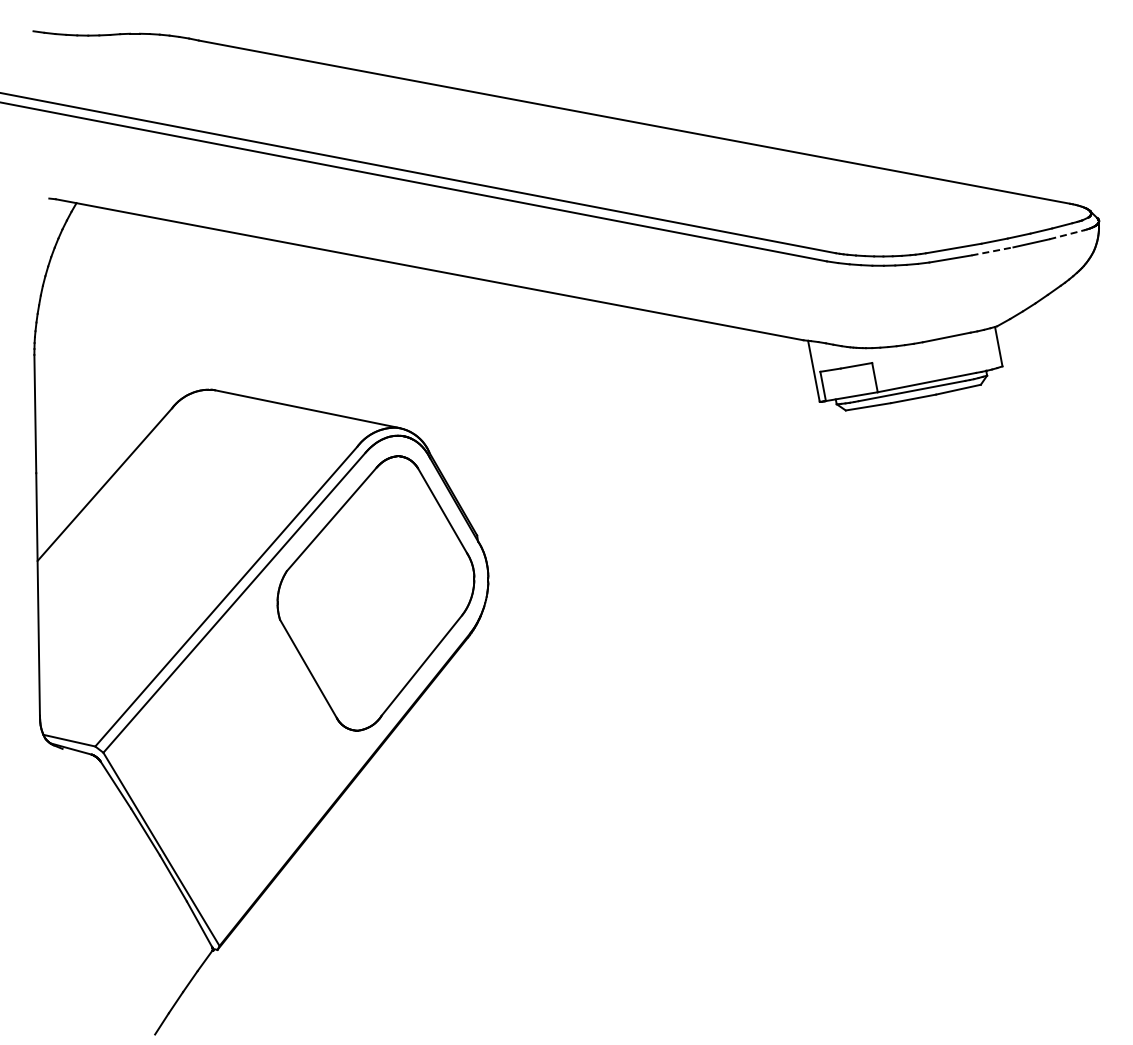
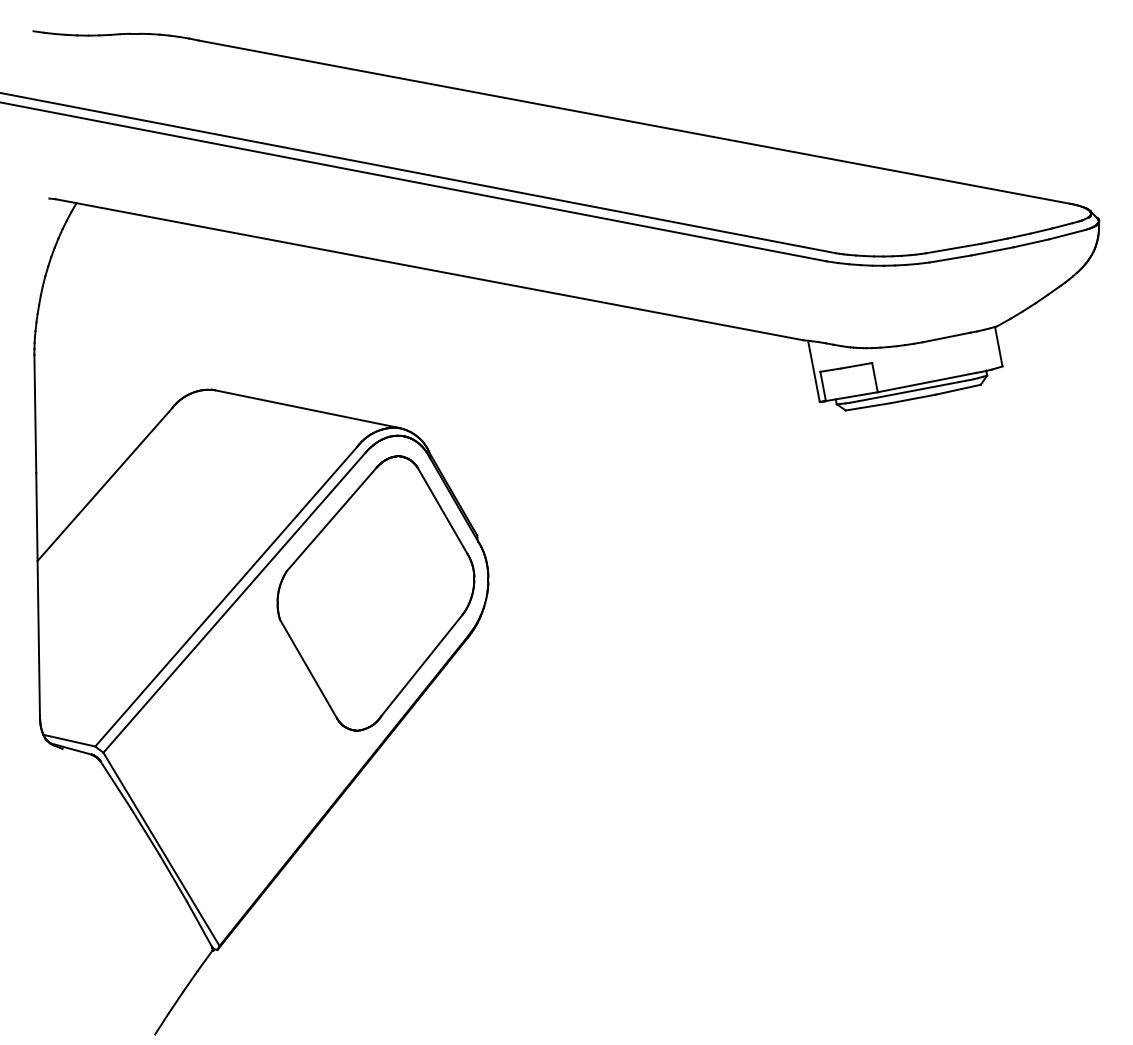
line: dashed -> solid (1067, 234)
line: dashed -> solid (992, 251)
